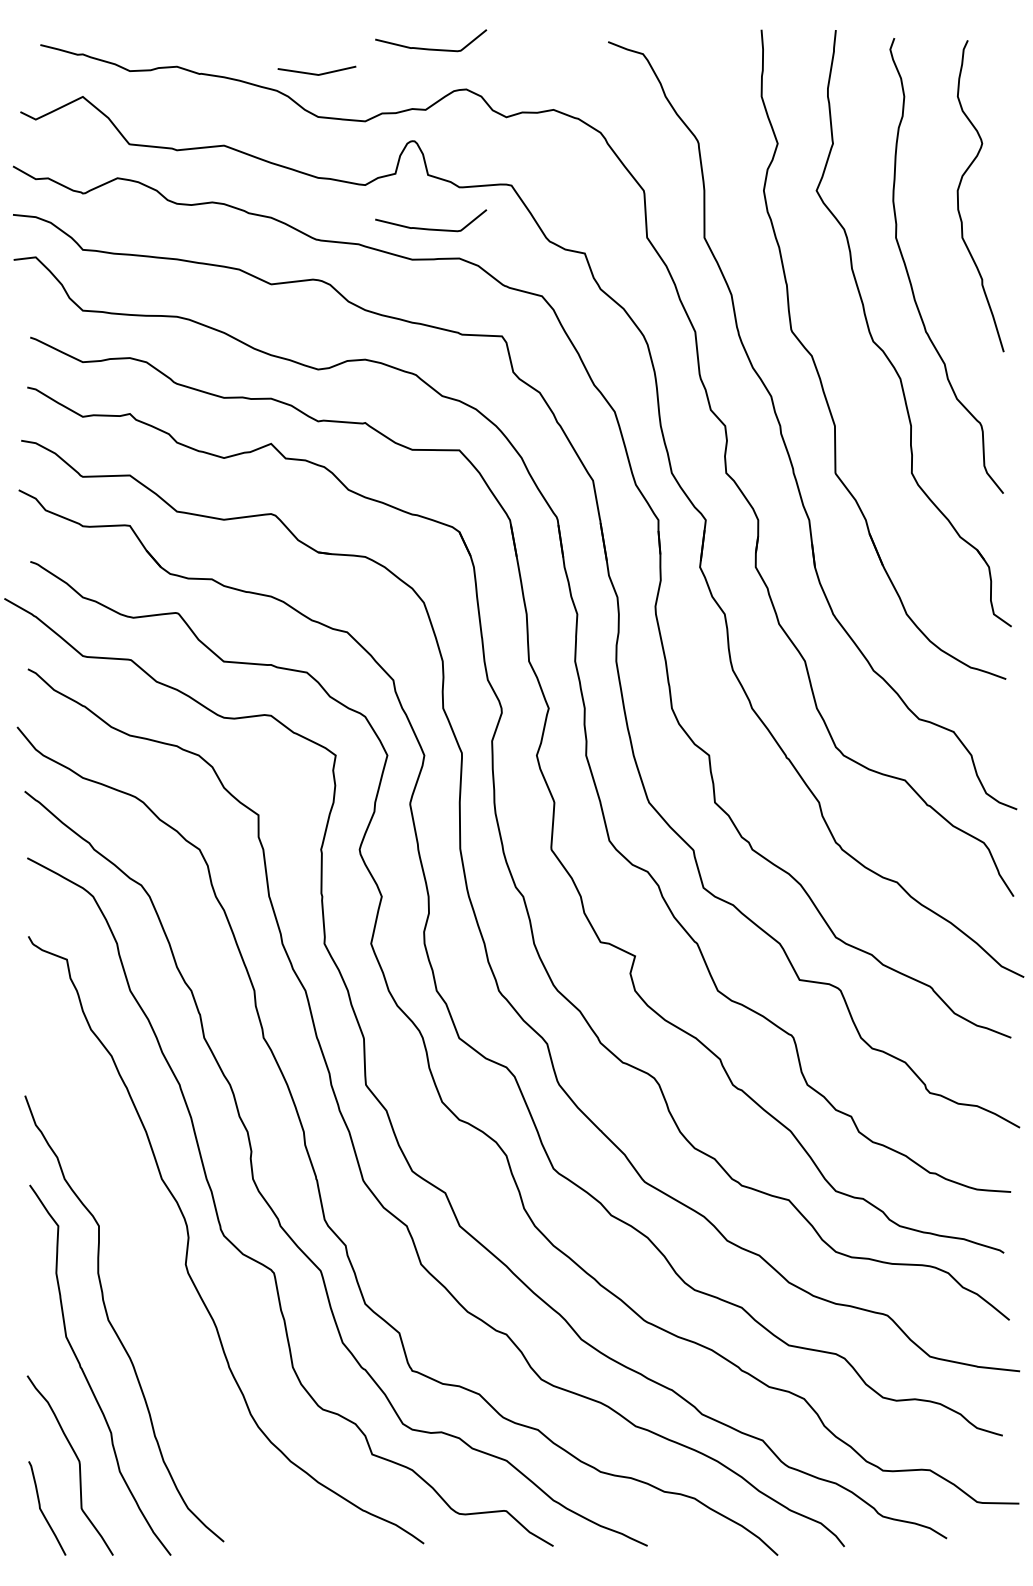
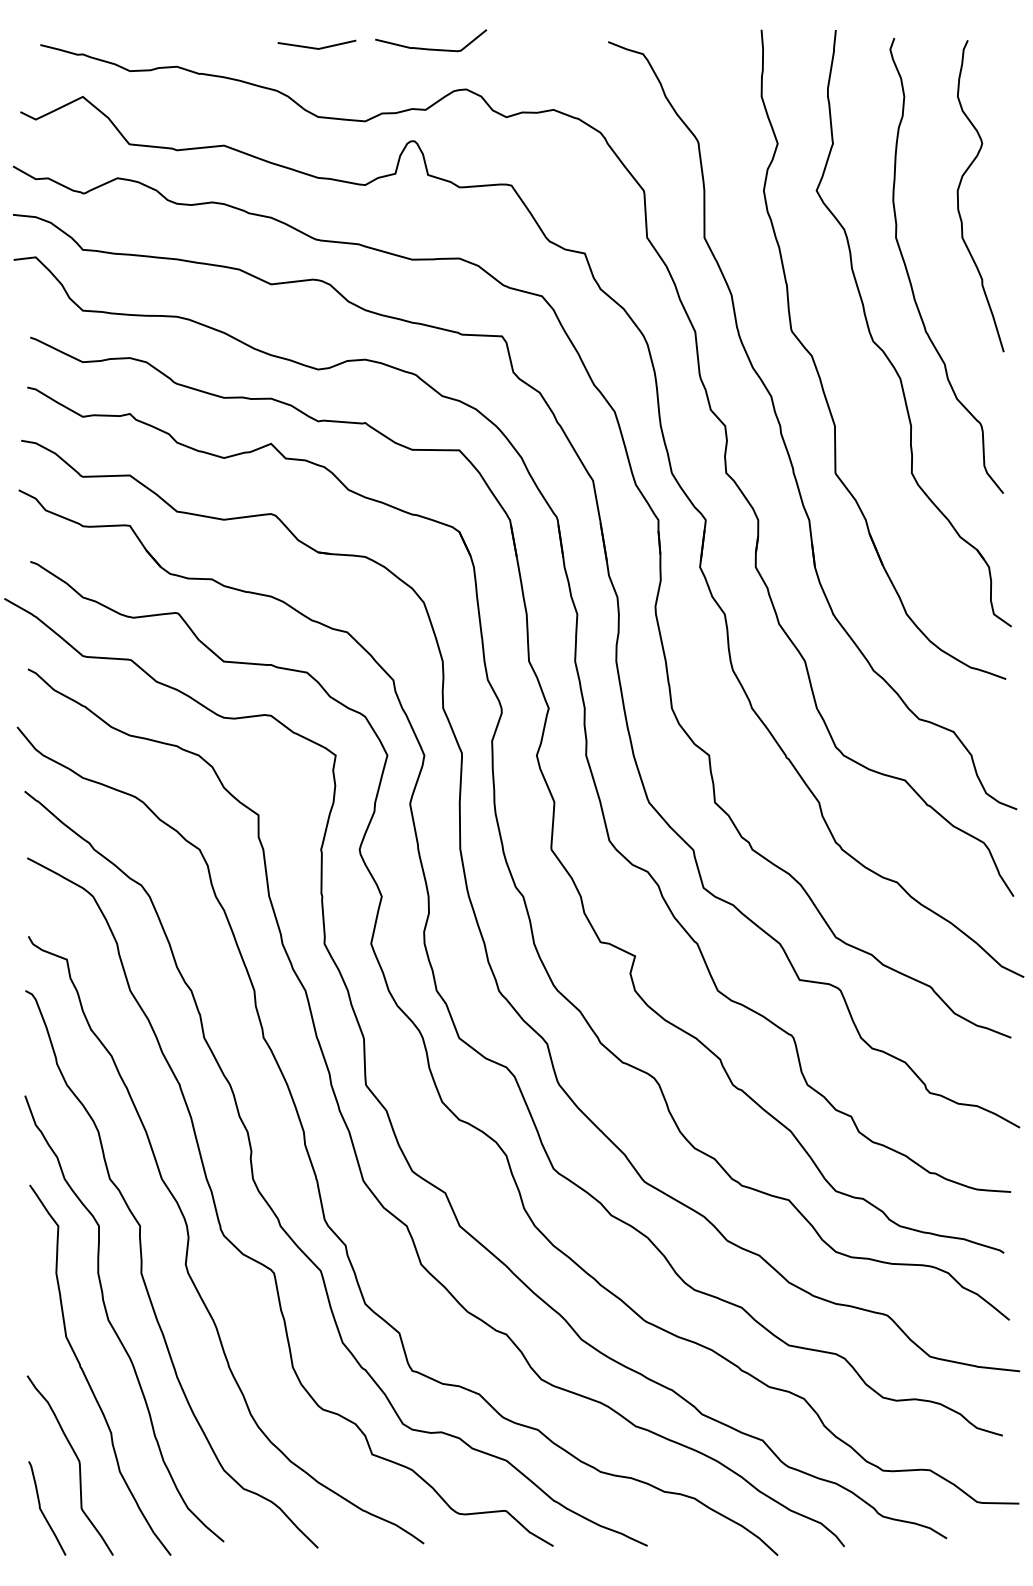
line position: (316, 73) -> (316, 47) (316, 47)
curve: present -> none (431, 228)
curve: none -> present (144, 1278)
